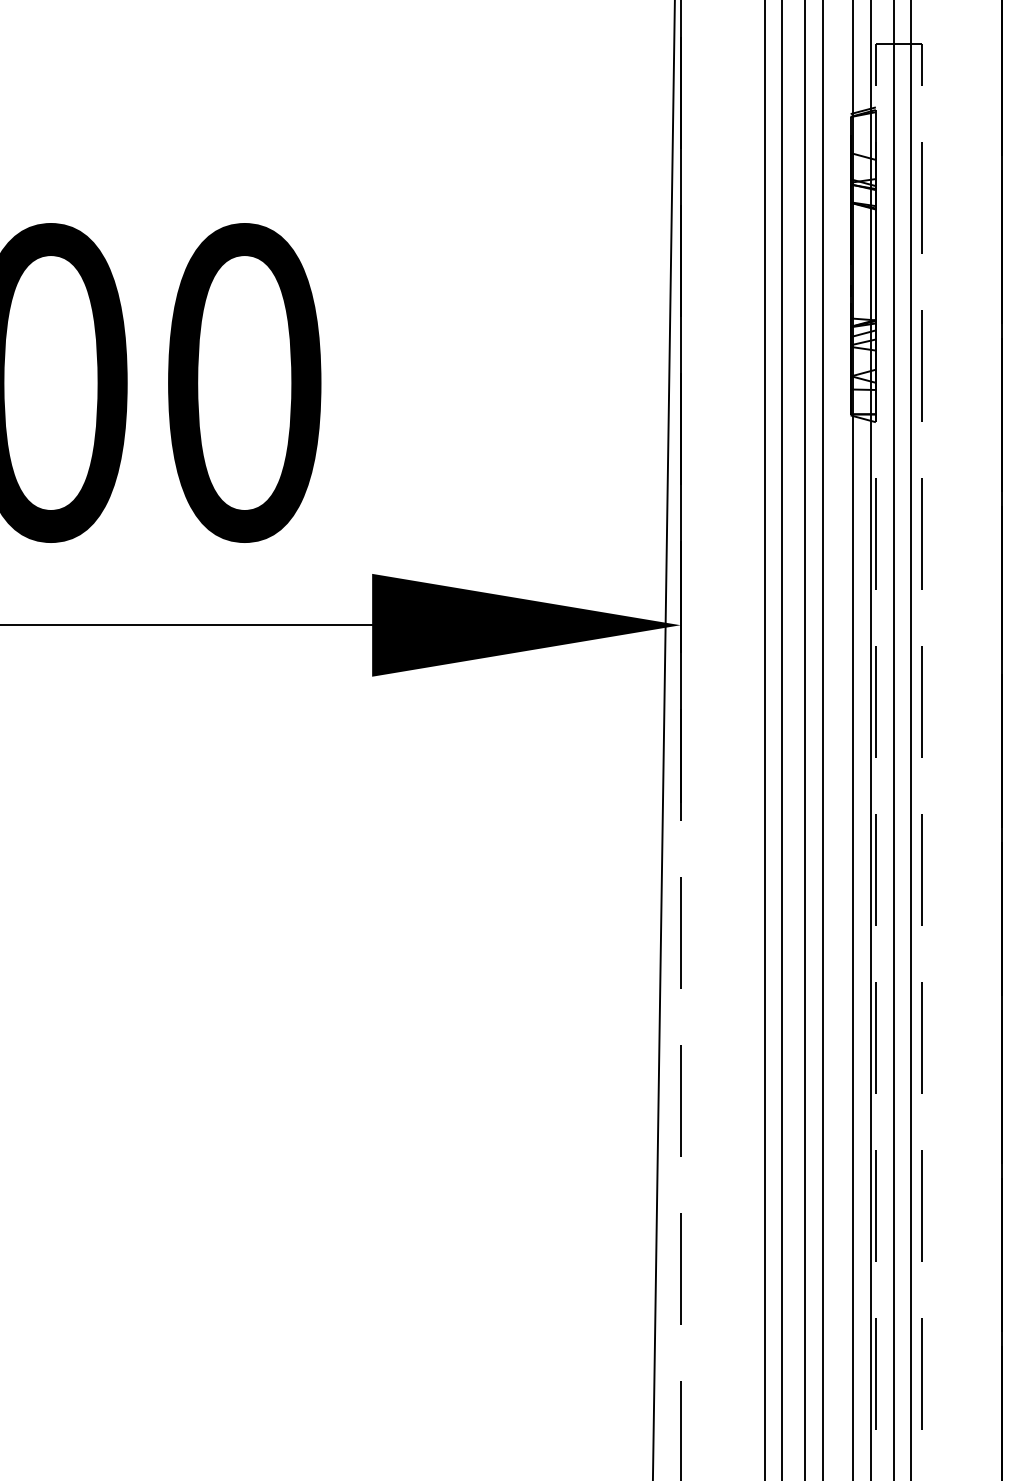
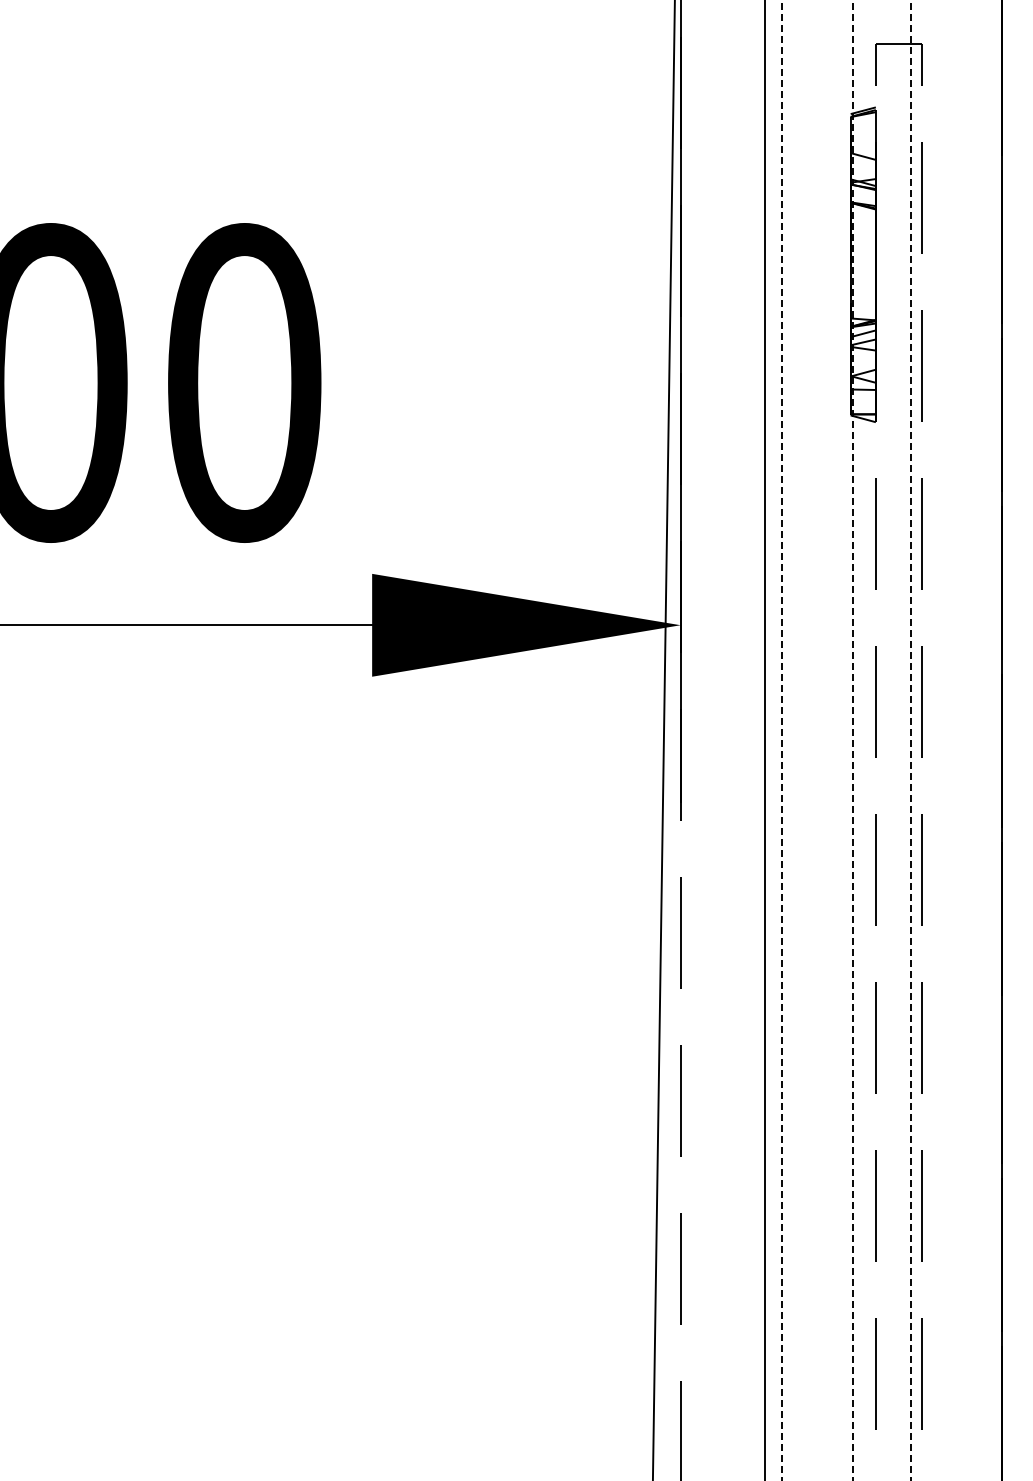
line: present -> none (805, 739)
line: present -> none (823, 739)
line: present -> none (870, 739)
line: present -> none (893, 739)
line: solid -> dashed (782, 740)
line: solid -> dashed (852, 740)
line: solid -> dashed (911, 740)
